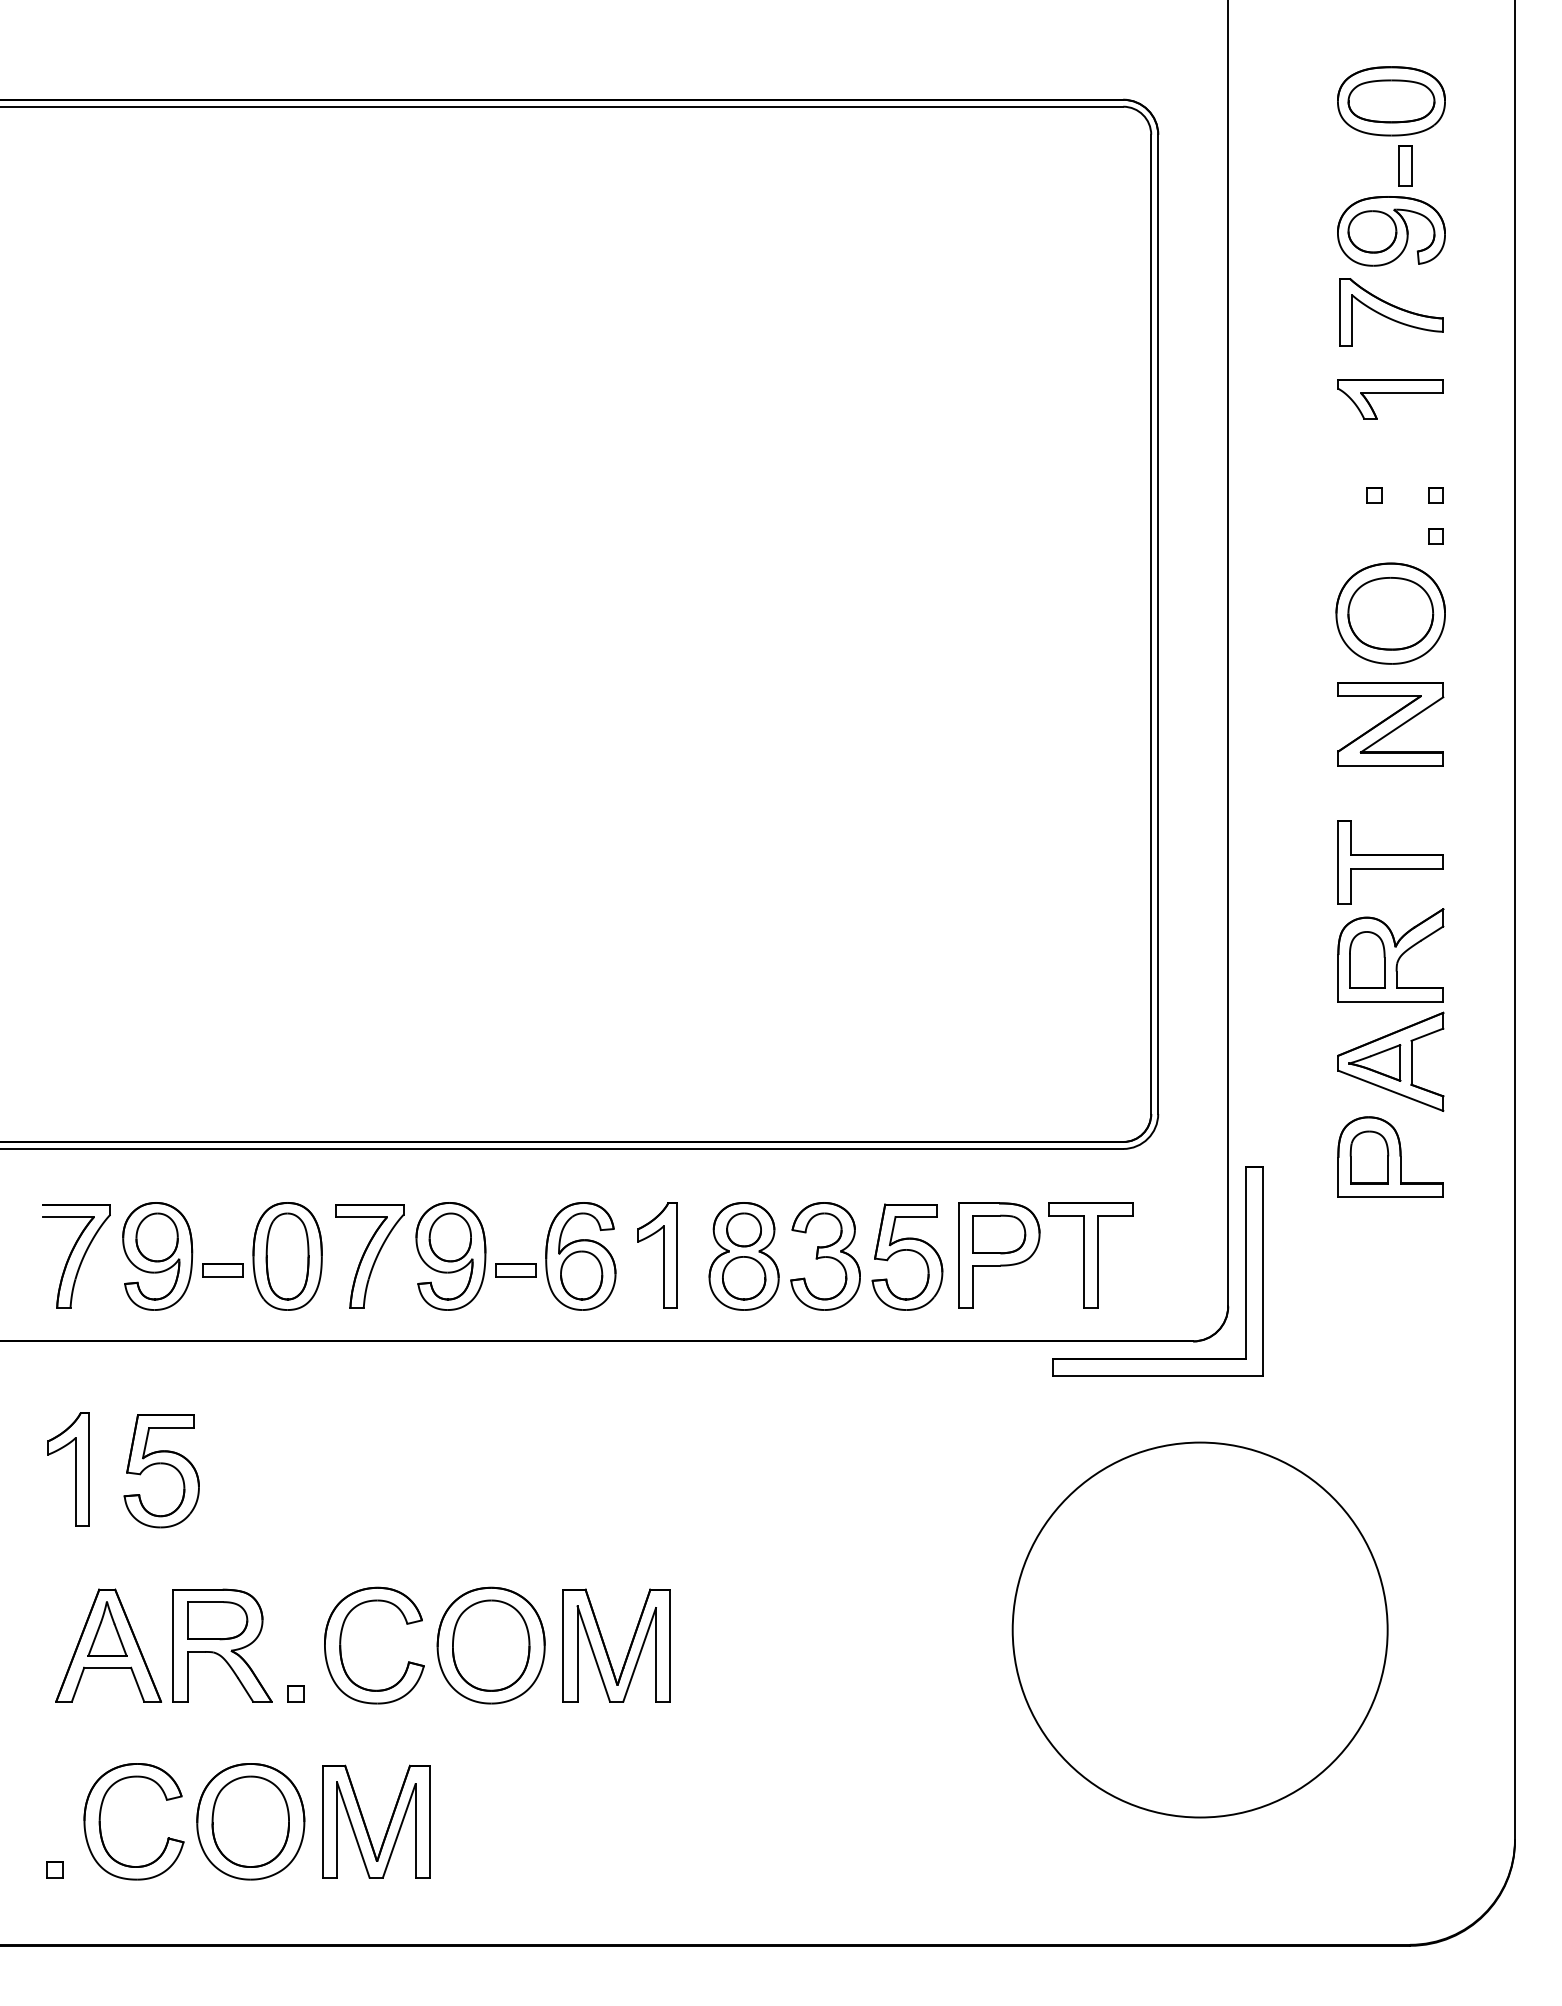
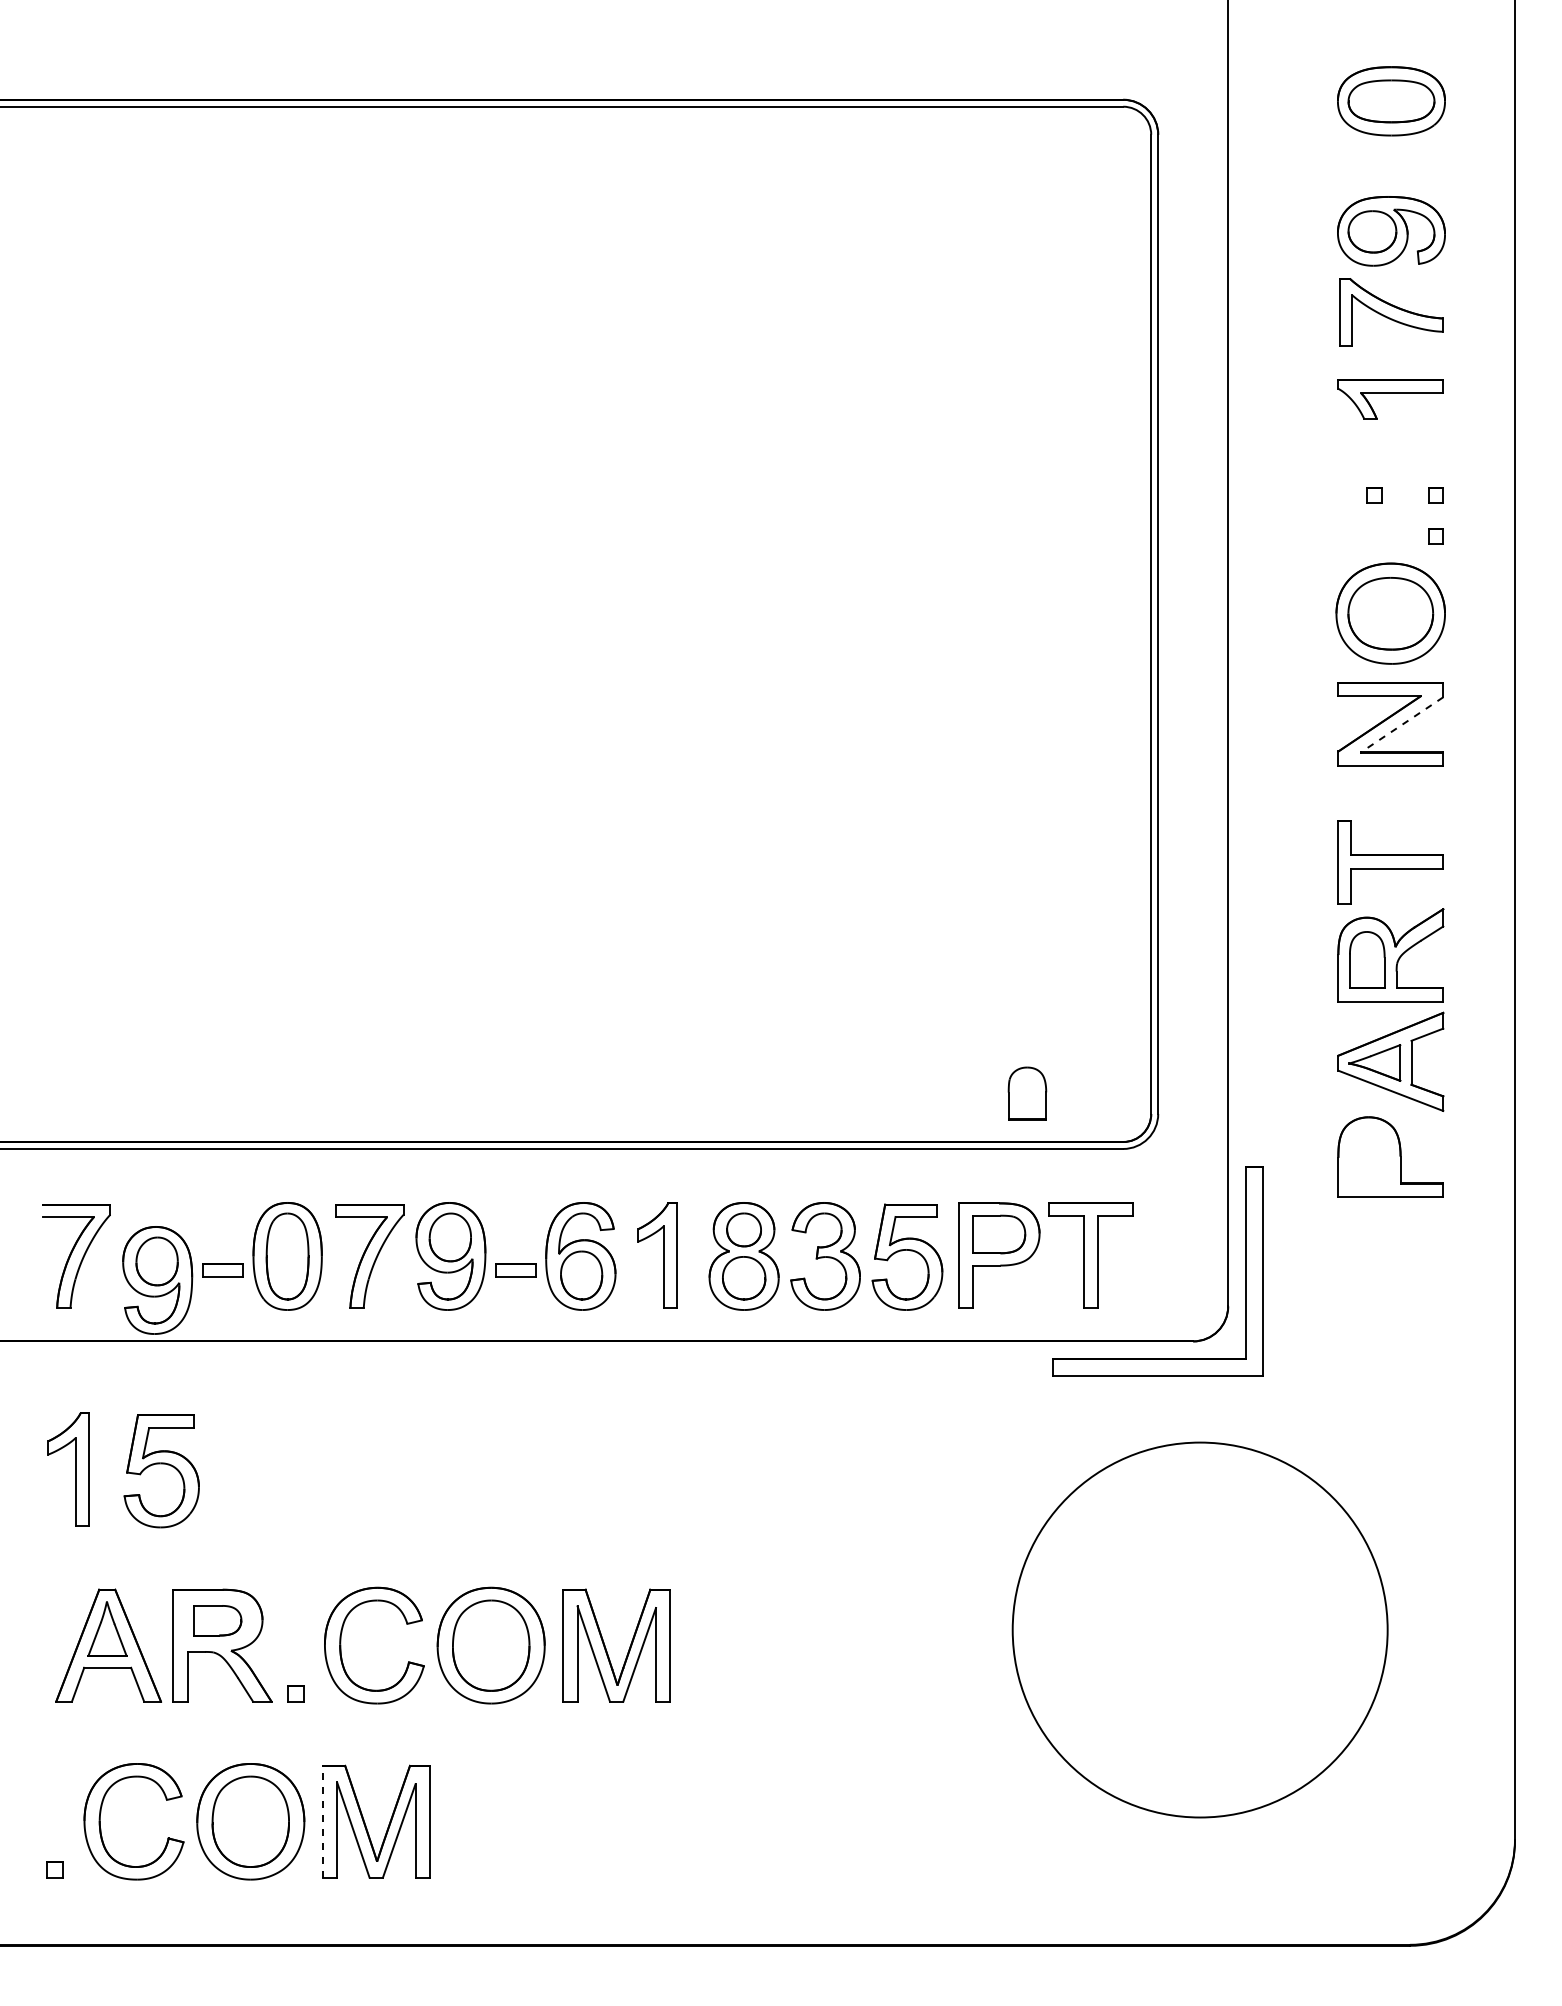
part: present -> none (1405, 165)
line: solid -> dashed (1402, 724)
part position: (1369, 1157) -> (1027, 1093) (1027, 1093)
part position: (157, 1256) -> (157, 1280) (157, 1280)
part size: 62x40 px -> 50x32 px (217, 1620)
line: solid -> dashed (322, 1821)
